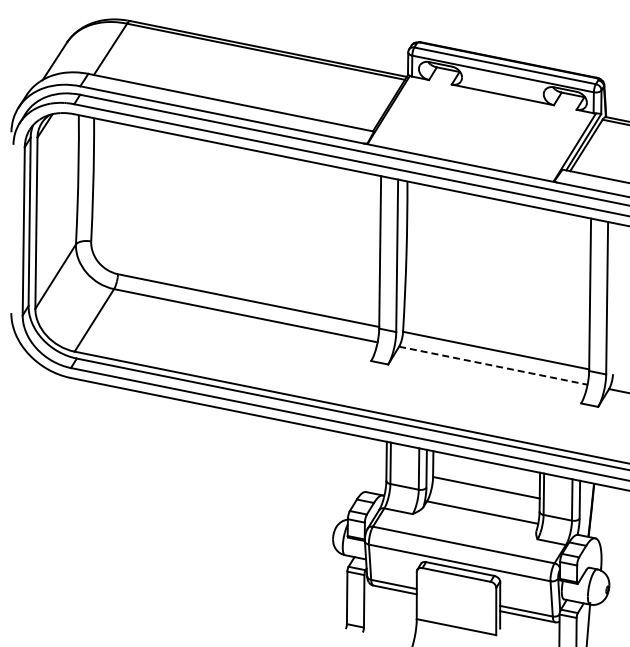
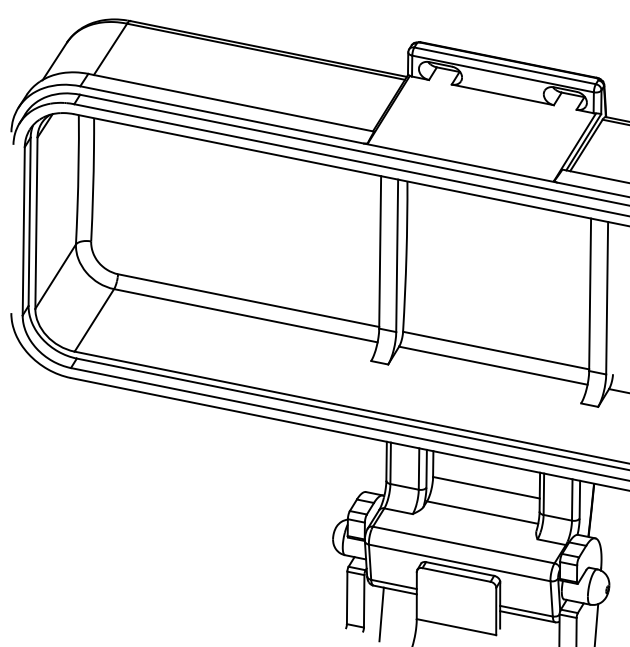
line: dashed -> solid (493, 365)
line: none -> present (381, 614)
line position: (588, 623) -> (596, 623) (596, 623)
